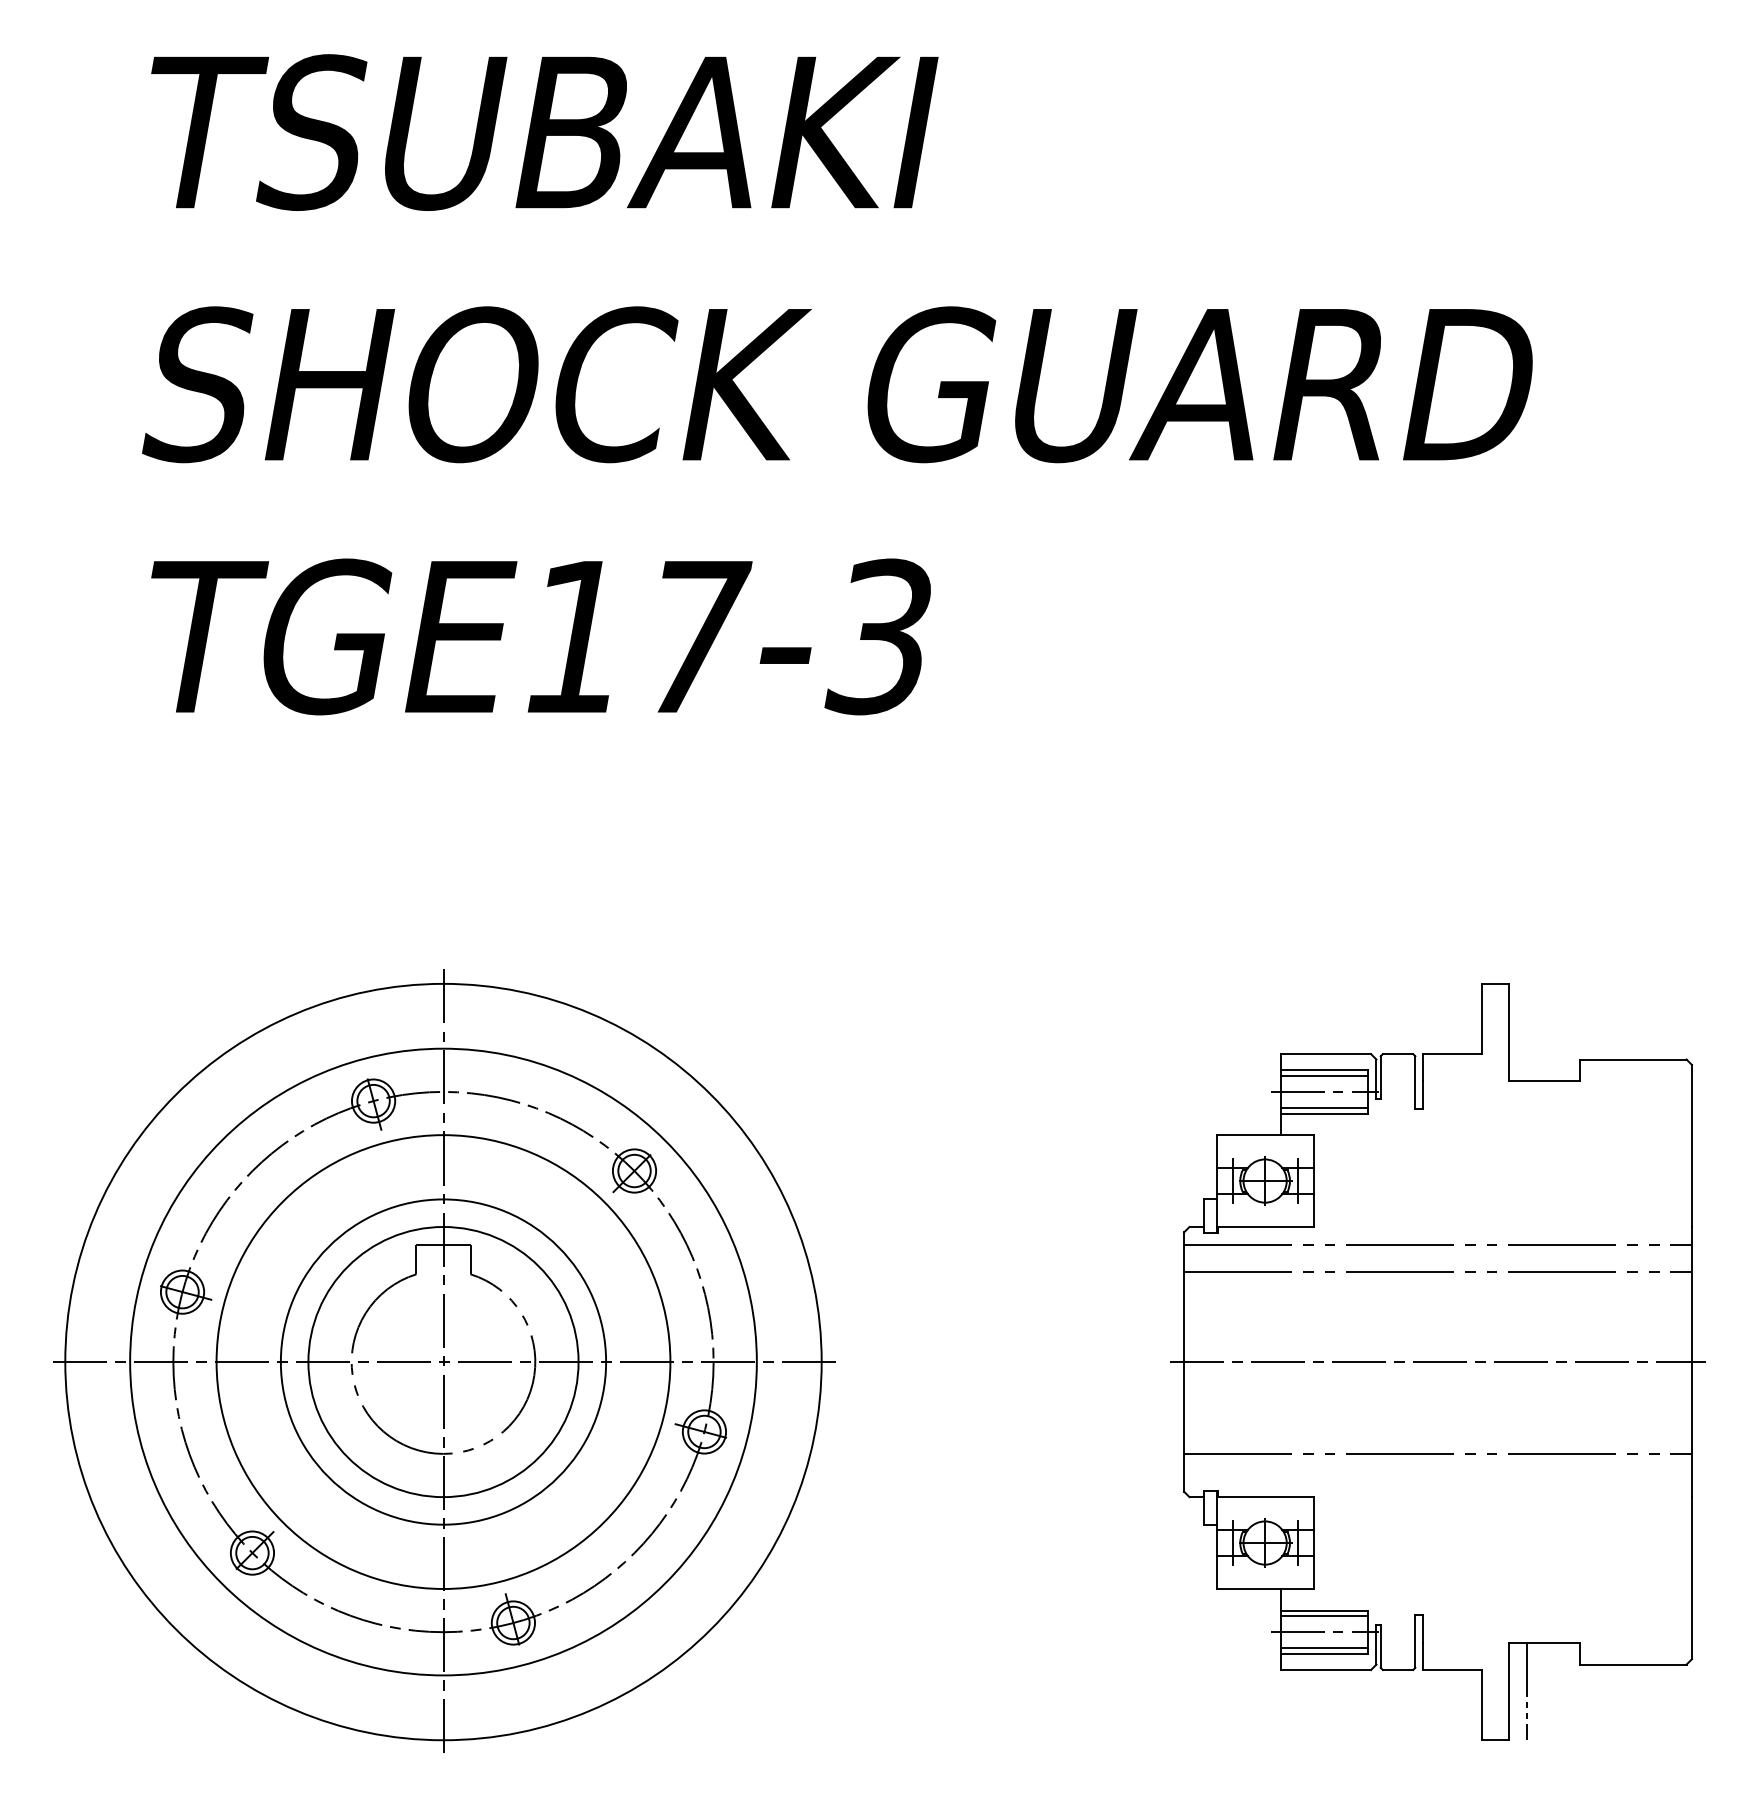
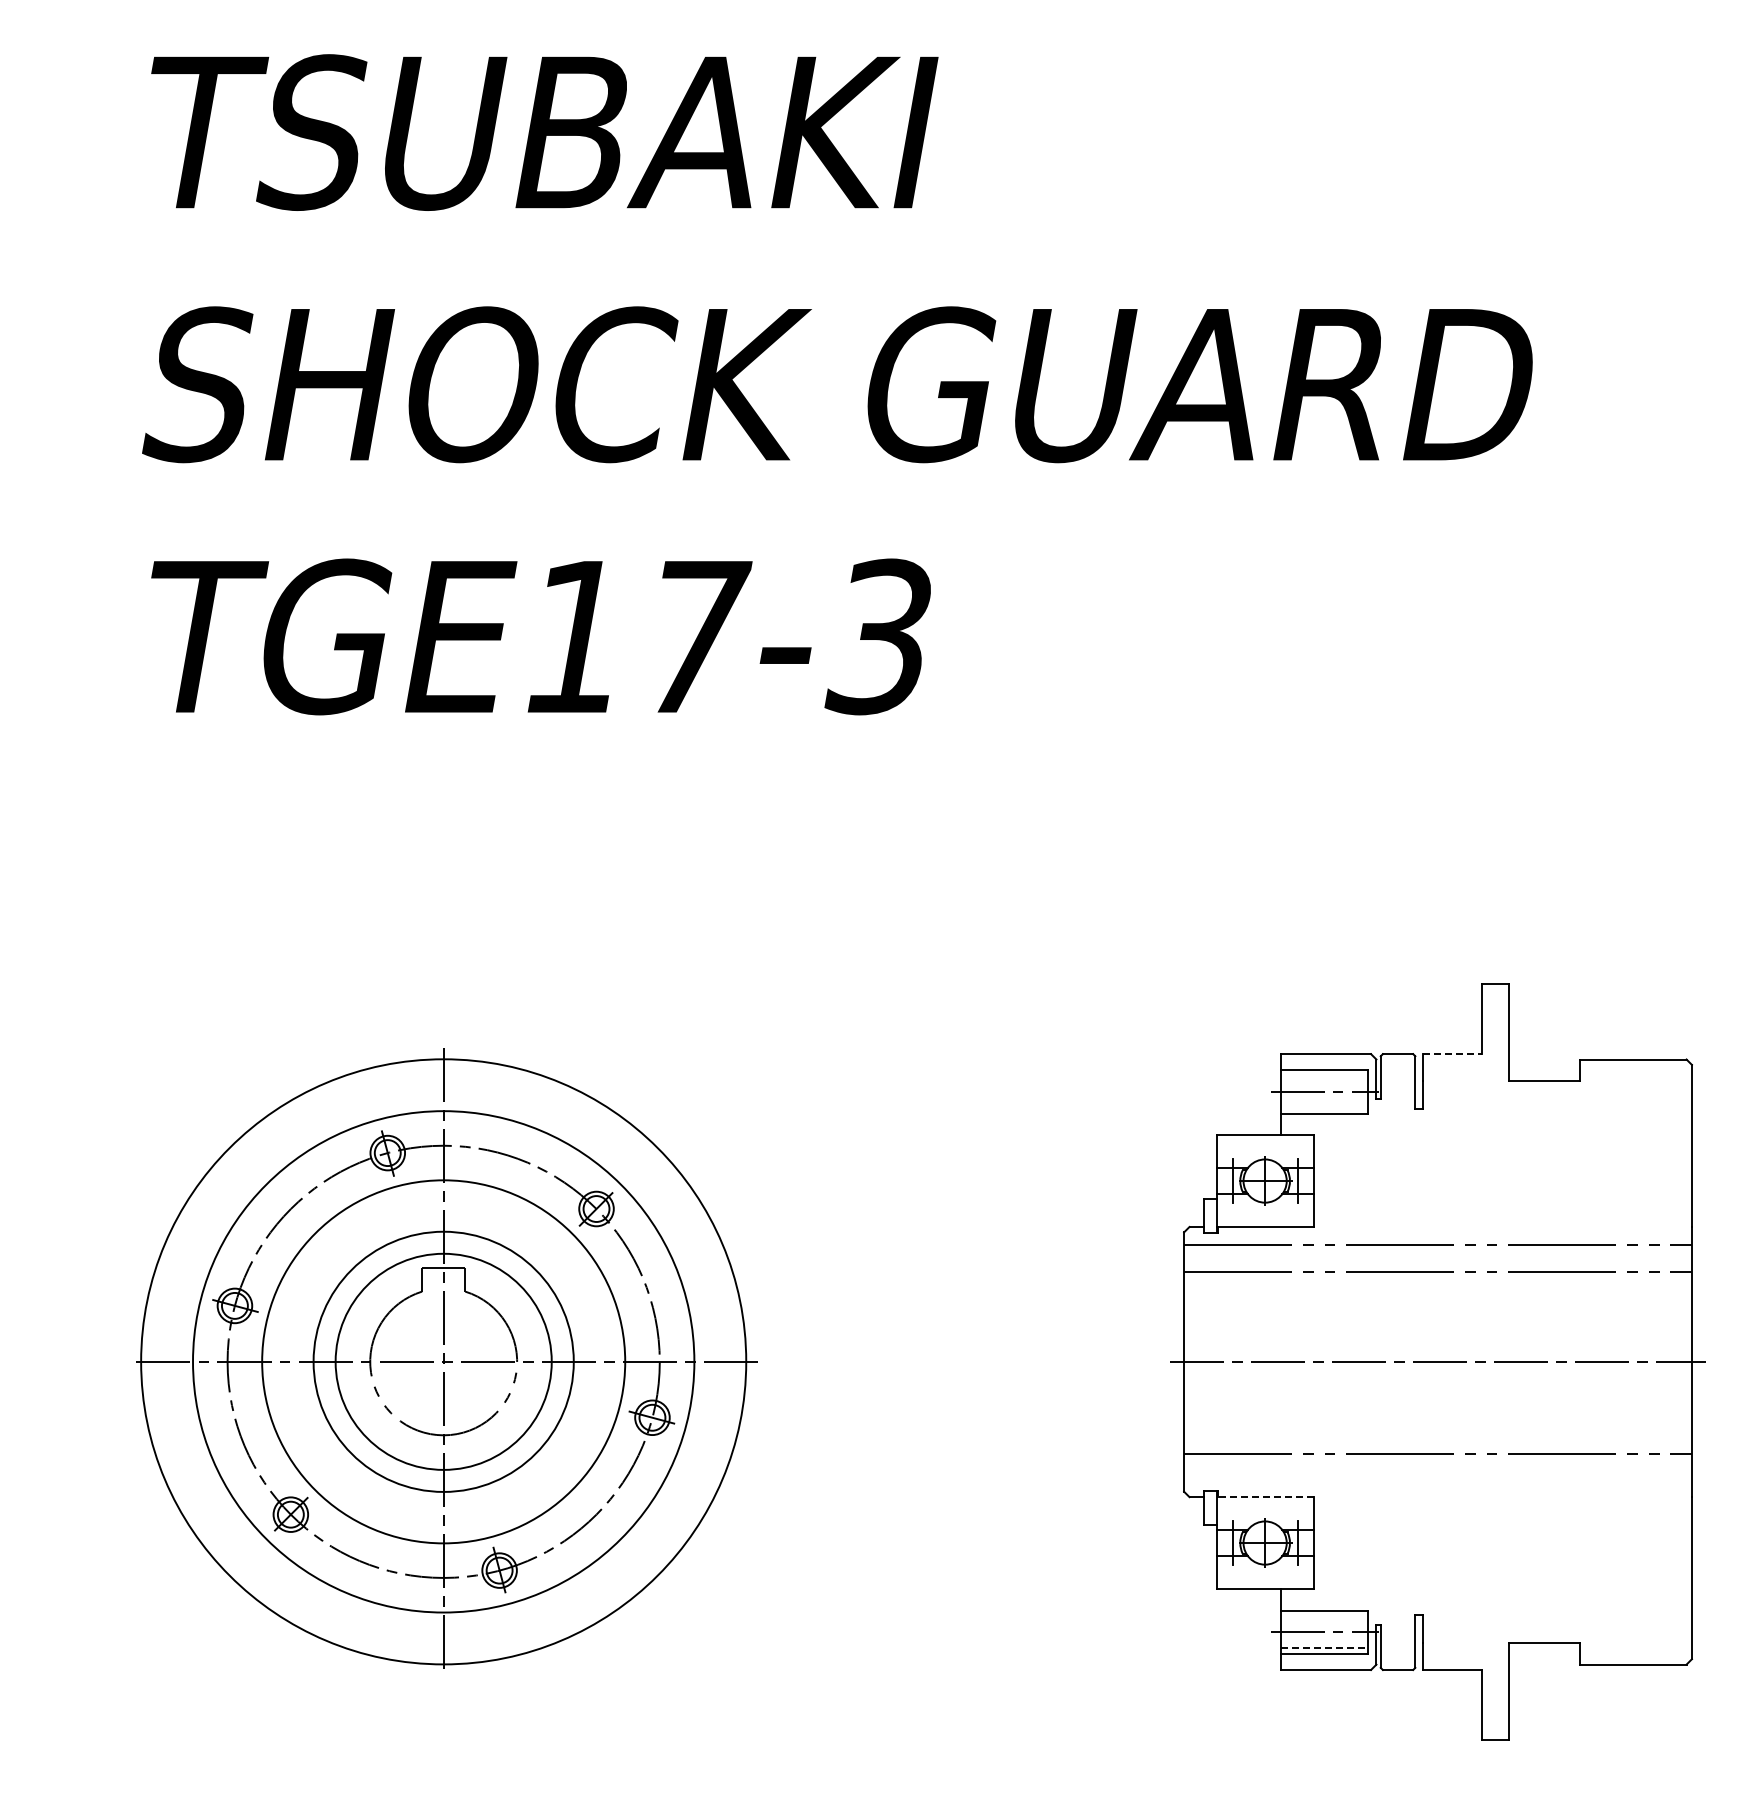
line: solid -> dashed (1452, 1054)
line: present -> none (1324, 1075)
line: present -> none (1324, 1108)
part size: 783x784 px -> 622x621 px (446, 1358)
line: solid -> dashed (1265, 1497)
line: present -> none (1324, 1615)
line: solid -> dashed (1325, 1648)
line: present -> none (1526, 1691)
